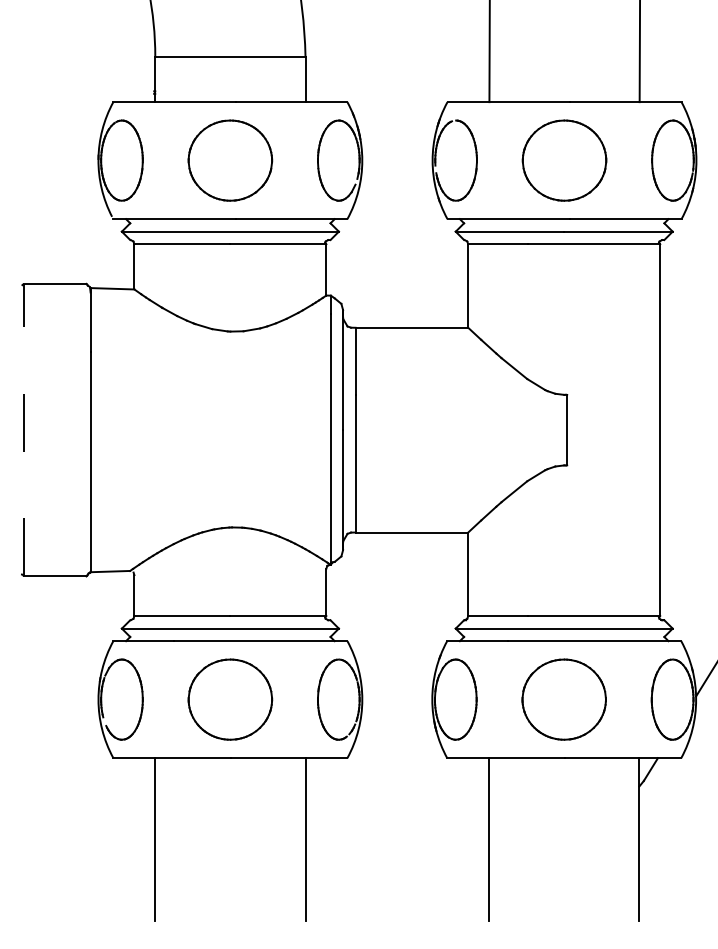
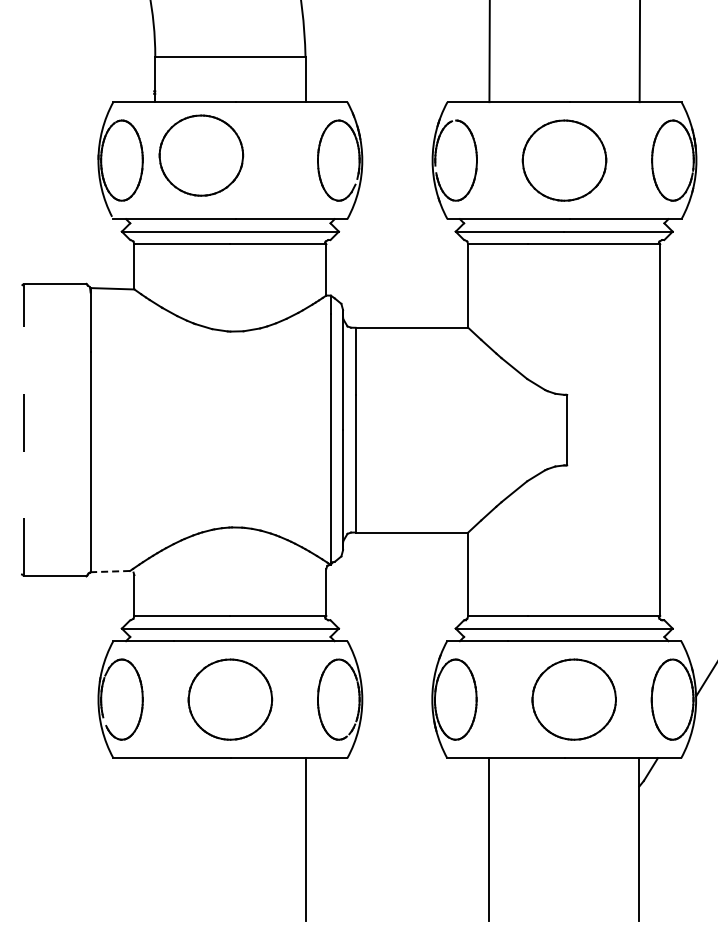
part position: (230, 160) -> (201, 155) (201, 155)
line: solid -> dashed (110, 571)
part position: (563, 699) -> (573, 699) (573, 699)
line: present -> none (155, 839)
